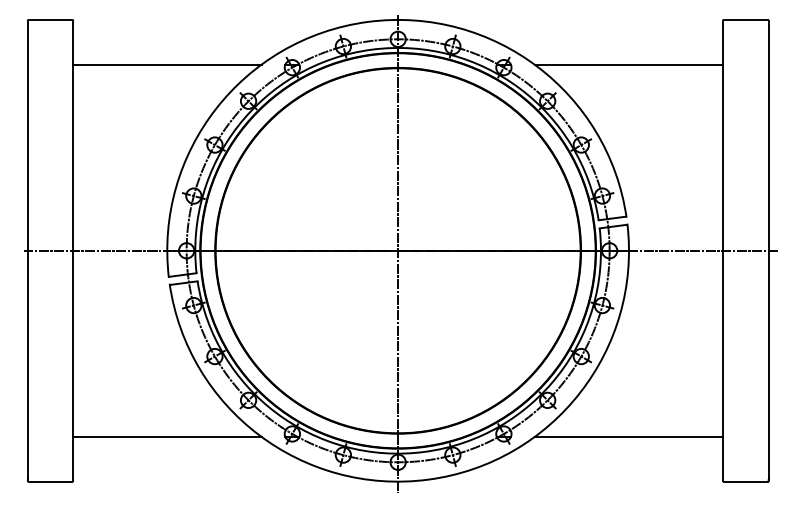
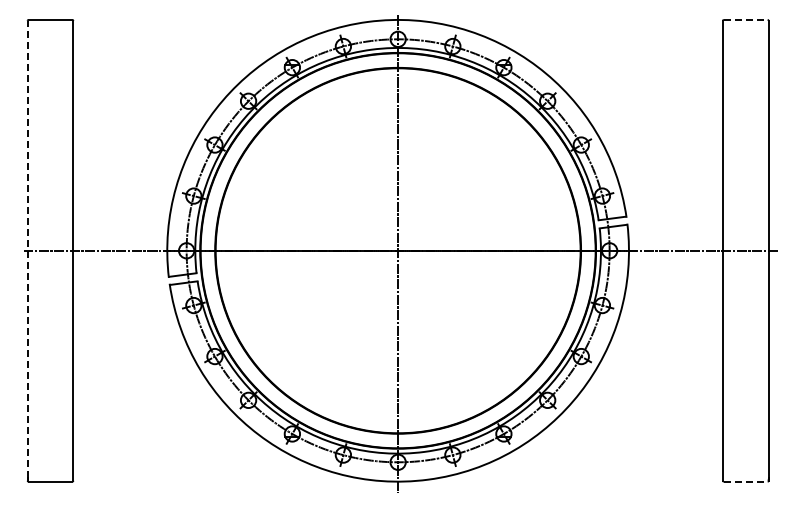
line: solid -> dashed (745, 19)
line: present -> none (167, 64)
line: present -> none (628, 64)
line: solid -> dashed (27, 249)
line: present -> none (167, 436)
line: present -> none (628, 436)
line: solid -> dashed (745, 481)
